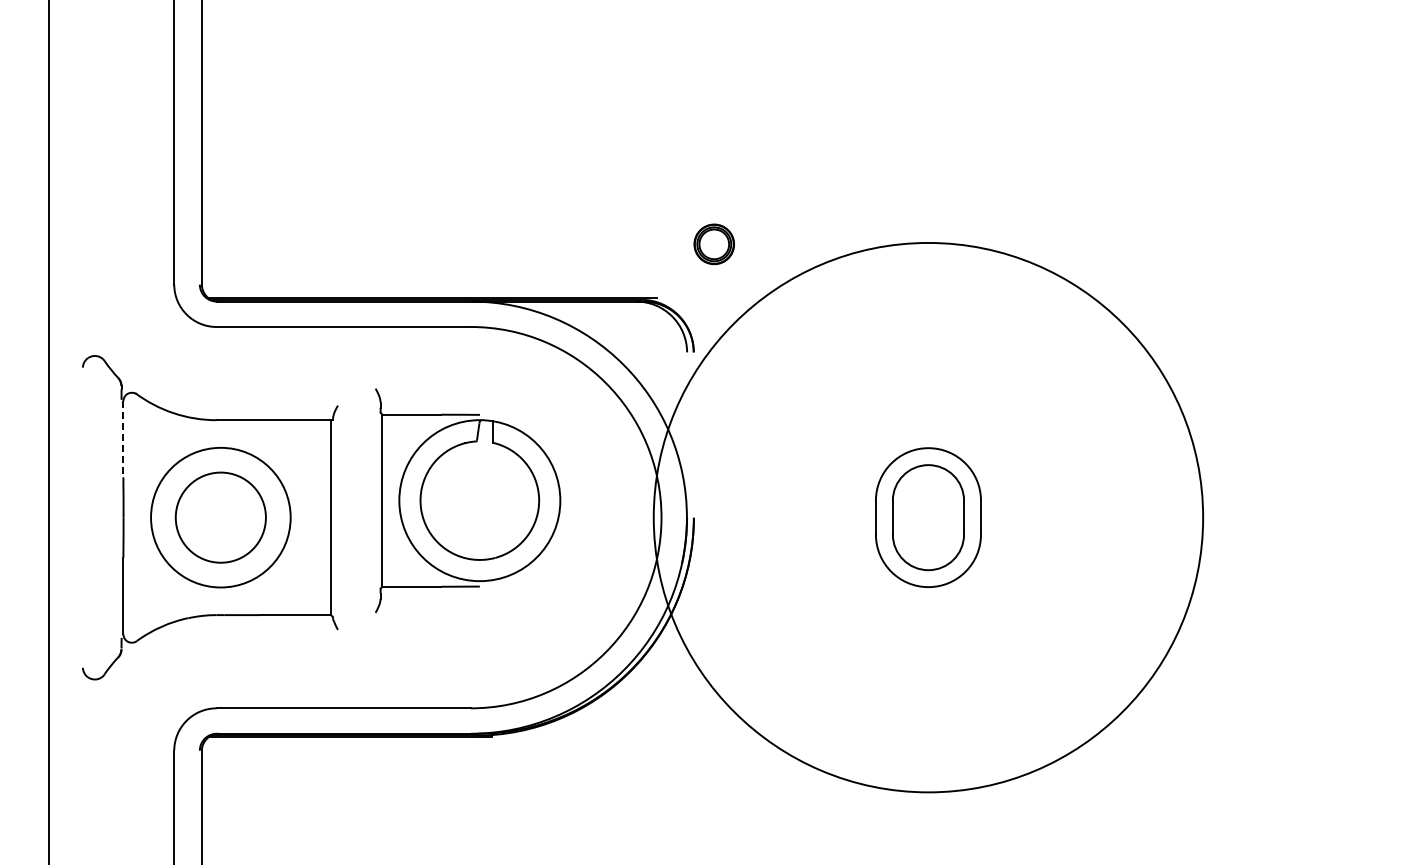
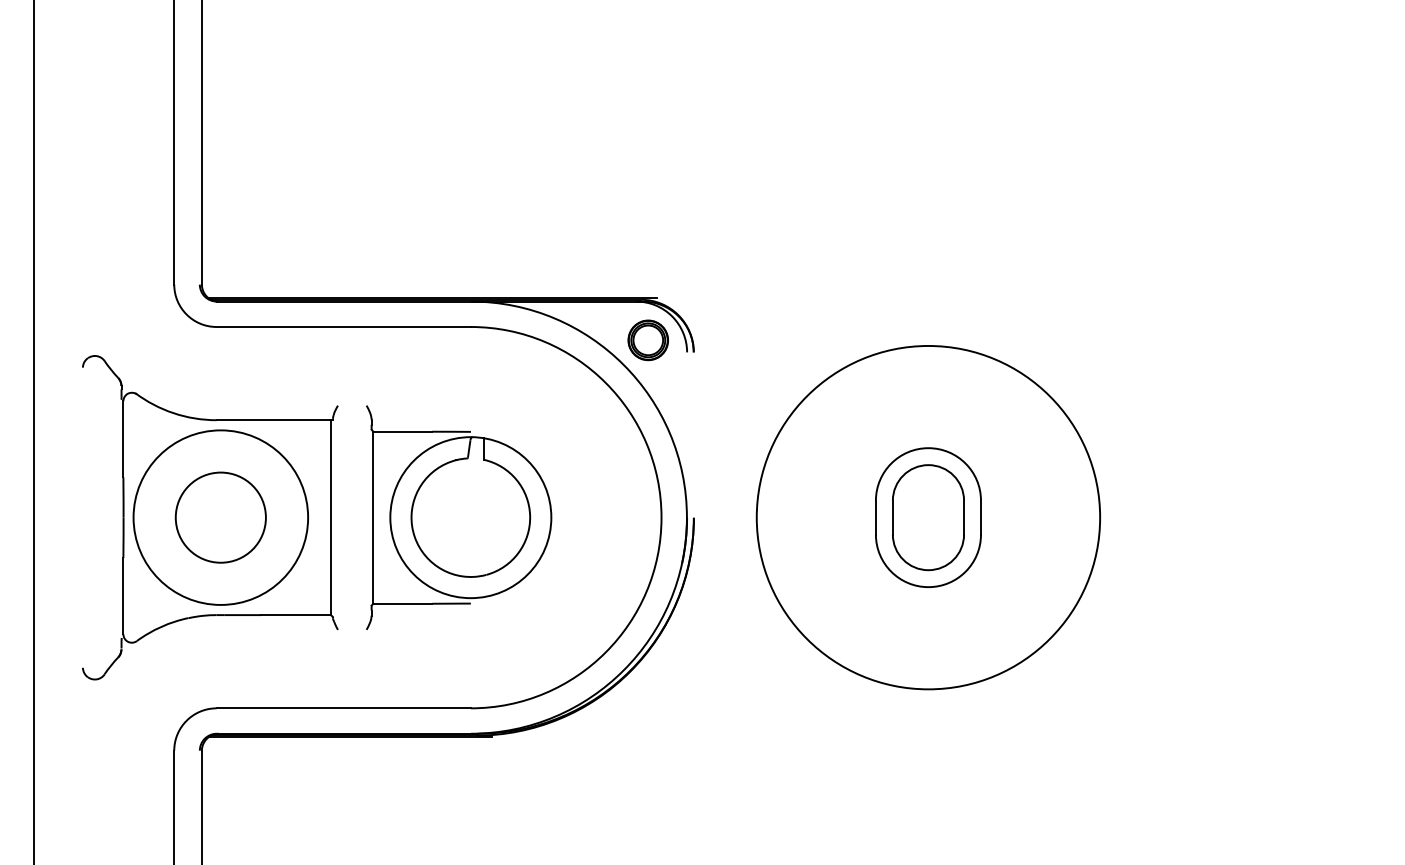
part position: (713, 244) -> (647, 340) (647, 340)
line position: (49, 431) -> (34, 431) (34, 431)
line: dashed -> solid (123, 439)
part position: (468, 500) -> (459, 517) (459, 517)
circle diameter: 140 px -> 175 px (220, 517)
circle diameter: 549 px -> 343 px (928, 517)
